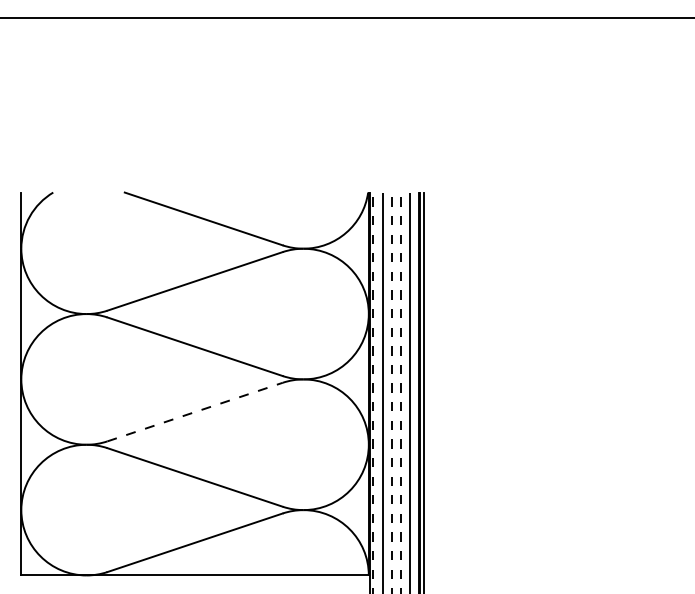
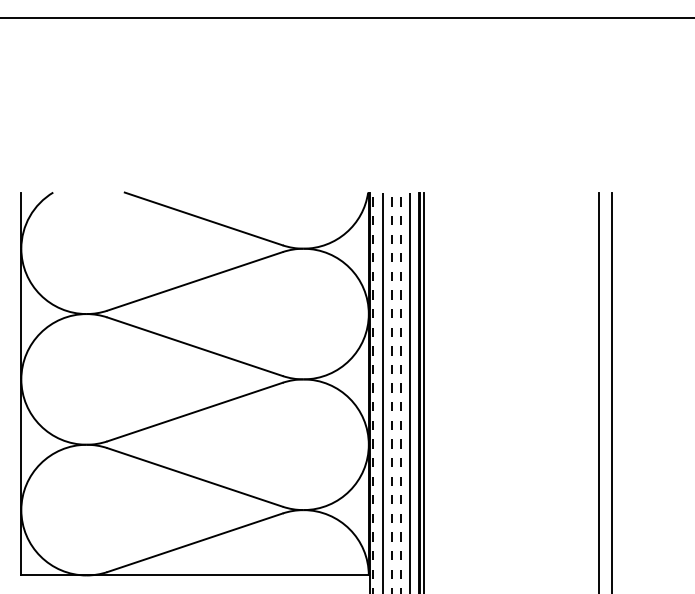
line: none -> present (599, 391)
line: none -> present (611, 391)
line: dashed -> solid (195, 411)
